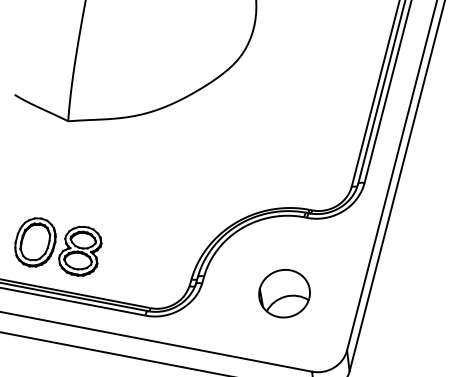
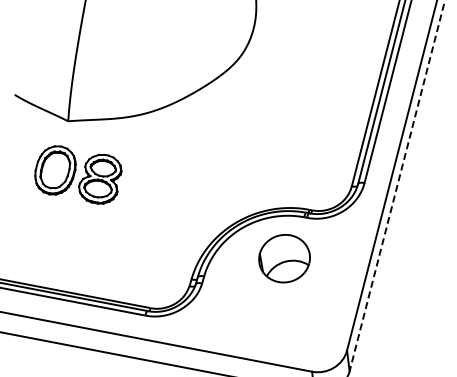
line: solid -> dashed (397, 186)
part position: (58, 246) -> (78, 174) (78, 174)
part position: (284, 293) -> (284, 258) (284, 258)
